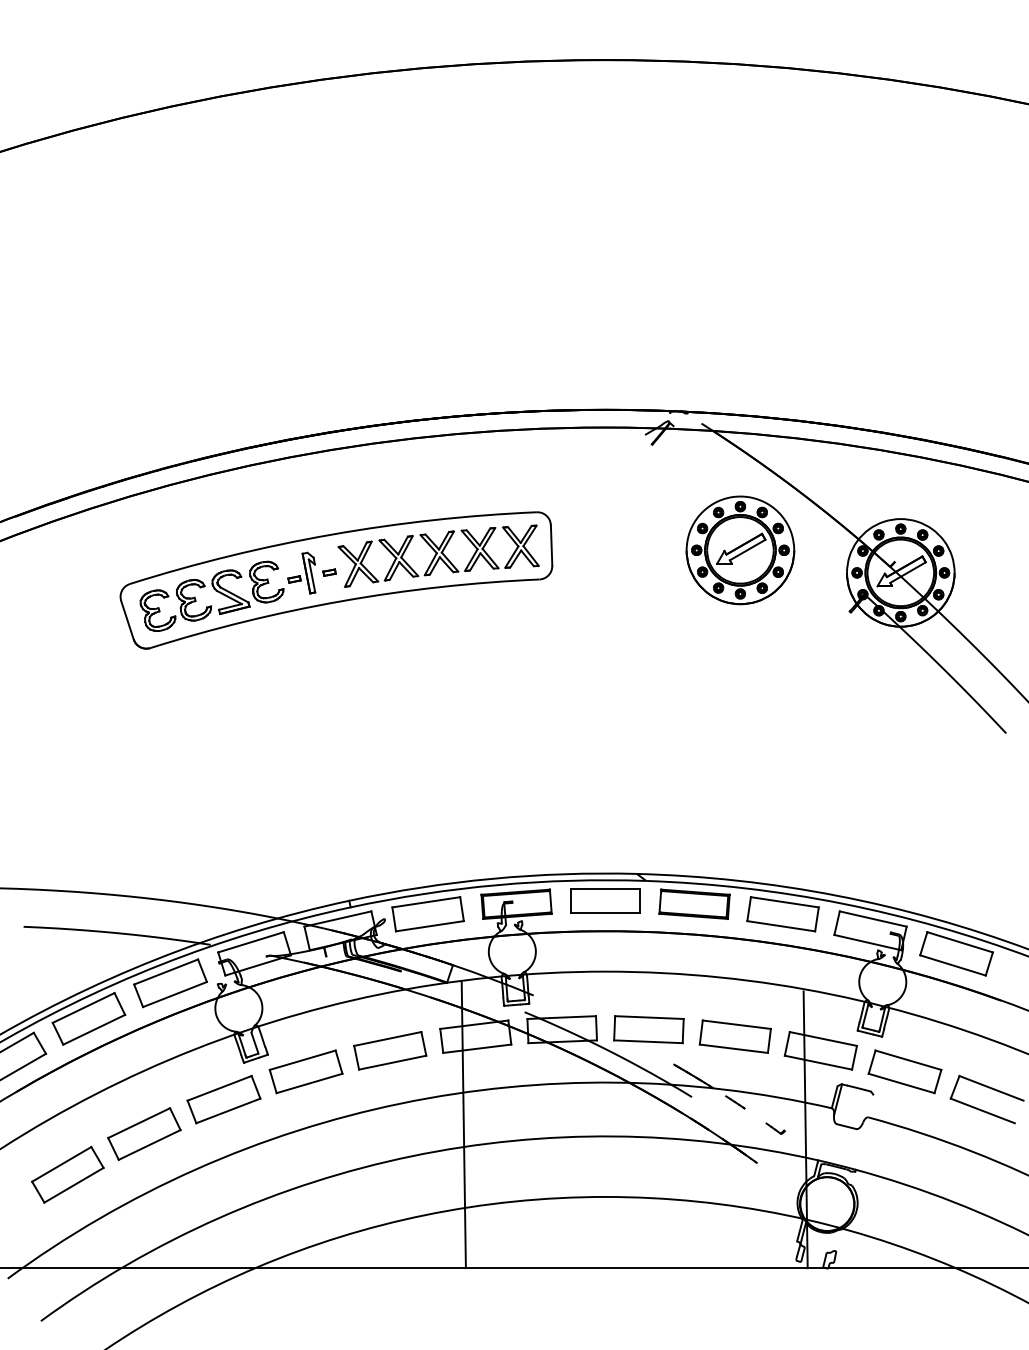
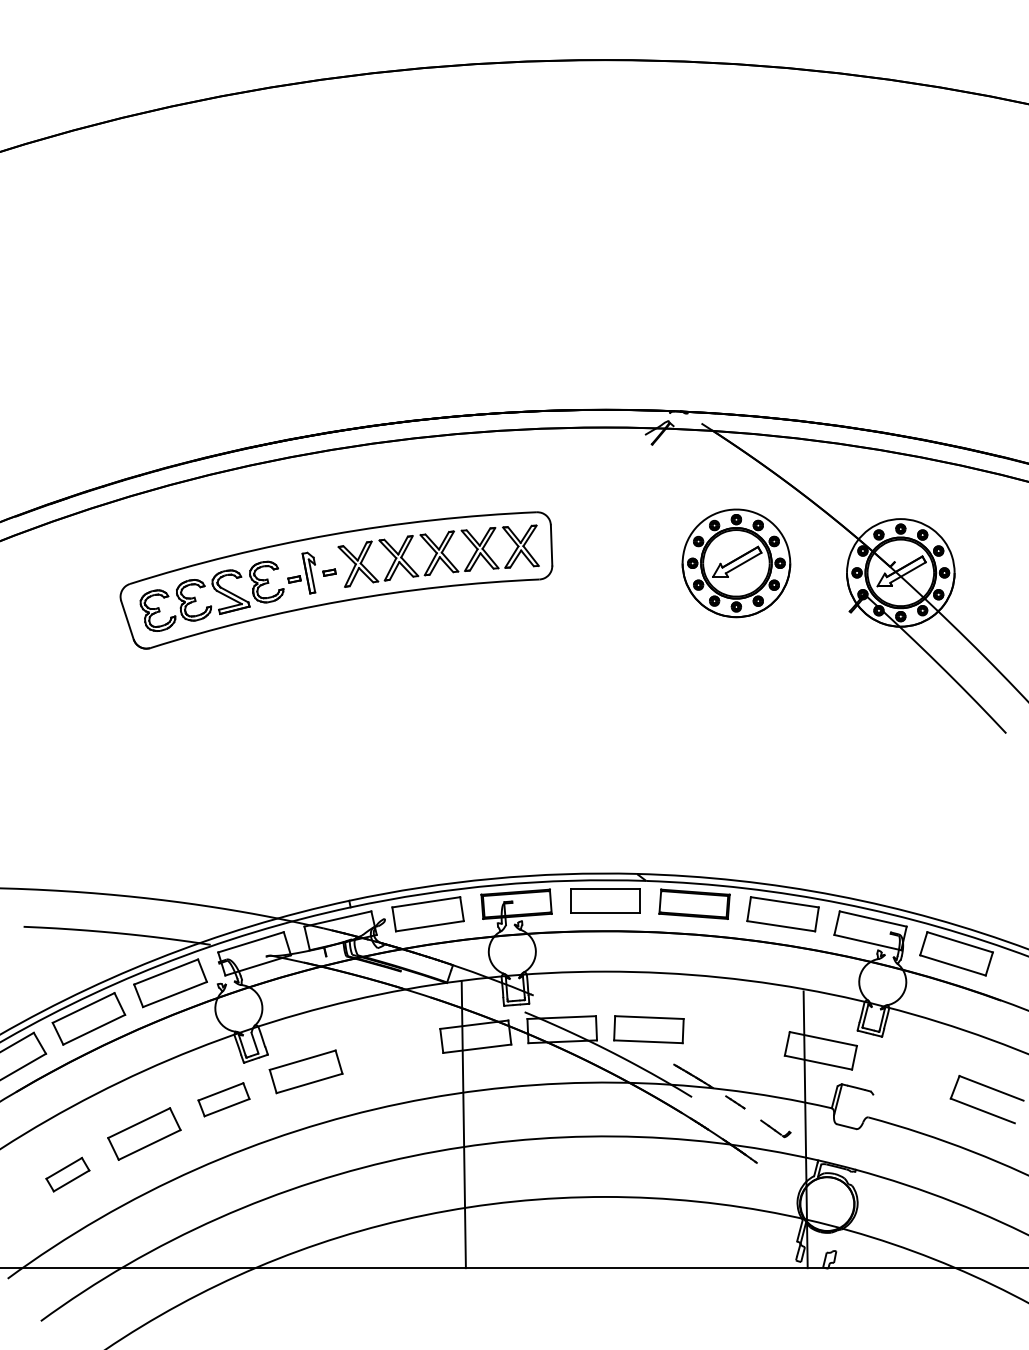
part position: (740, 550) -> (736, 563) (736, 563)
part: present -> none (734, 1036)
part: present -> none (390, 1050)
part: present -> none (904, 1071)
part size: 76x50 px -> 54x36 px (223, 1099)
part size: 21x13 px -> 32x20 px (775, 1128)
part size: 74x59 px -> 46x37 px (67, 1174)
